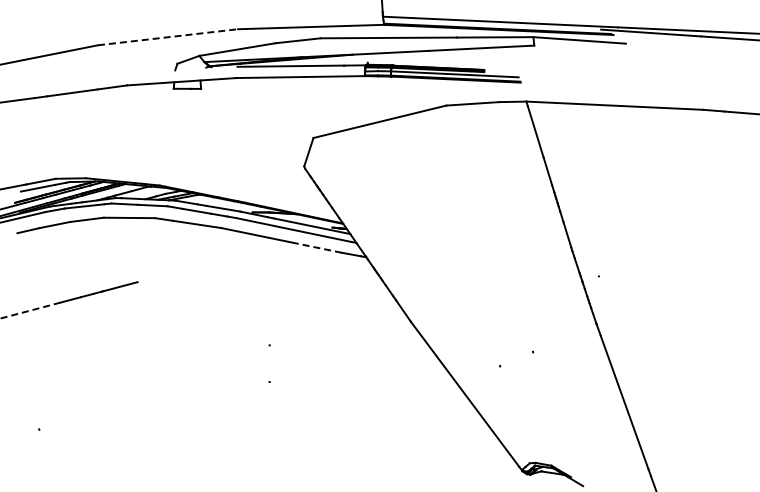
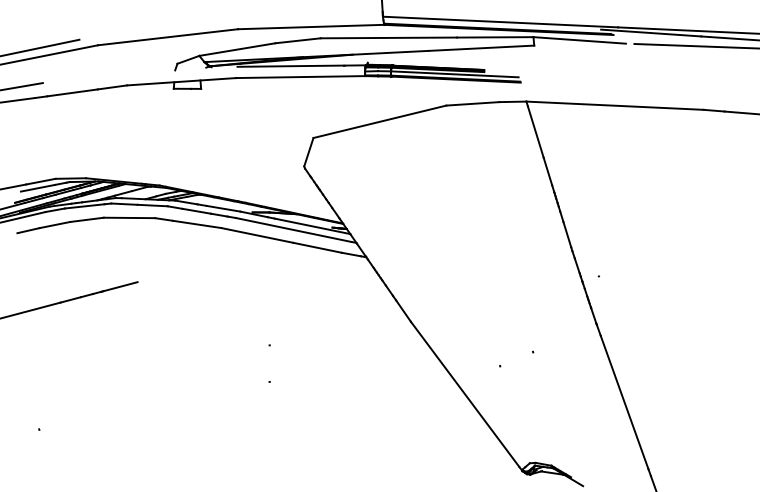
line: dashed -> solid (168, 37)
line: none -> present (695, 45)
line: none -> present (40, 47)
line: none -> present (22, 86)
line: dashed -> solid (317, 247)
line: dashed -> solid (29, 310)
